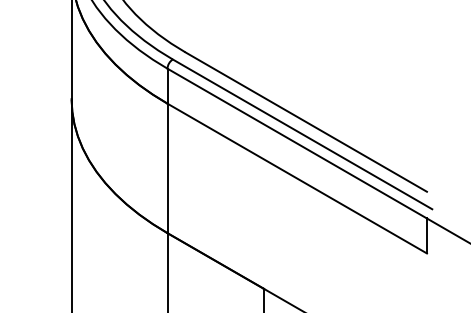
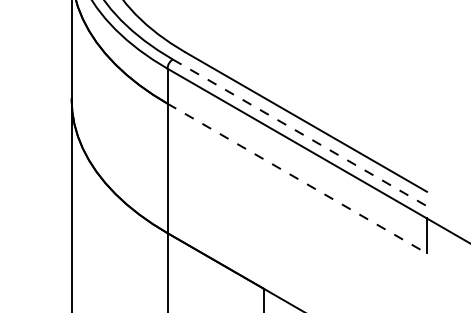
line: solid -> dashed (302, 134)
line: solid -> dashed (297, 178)
